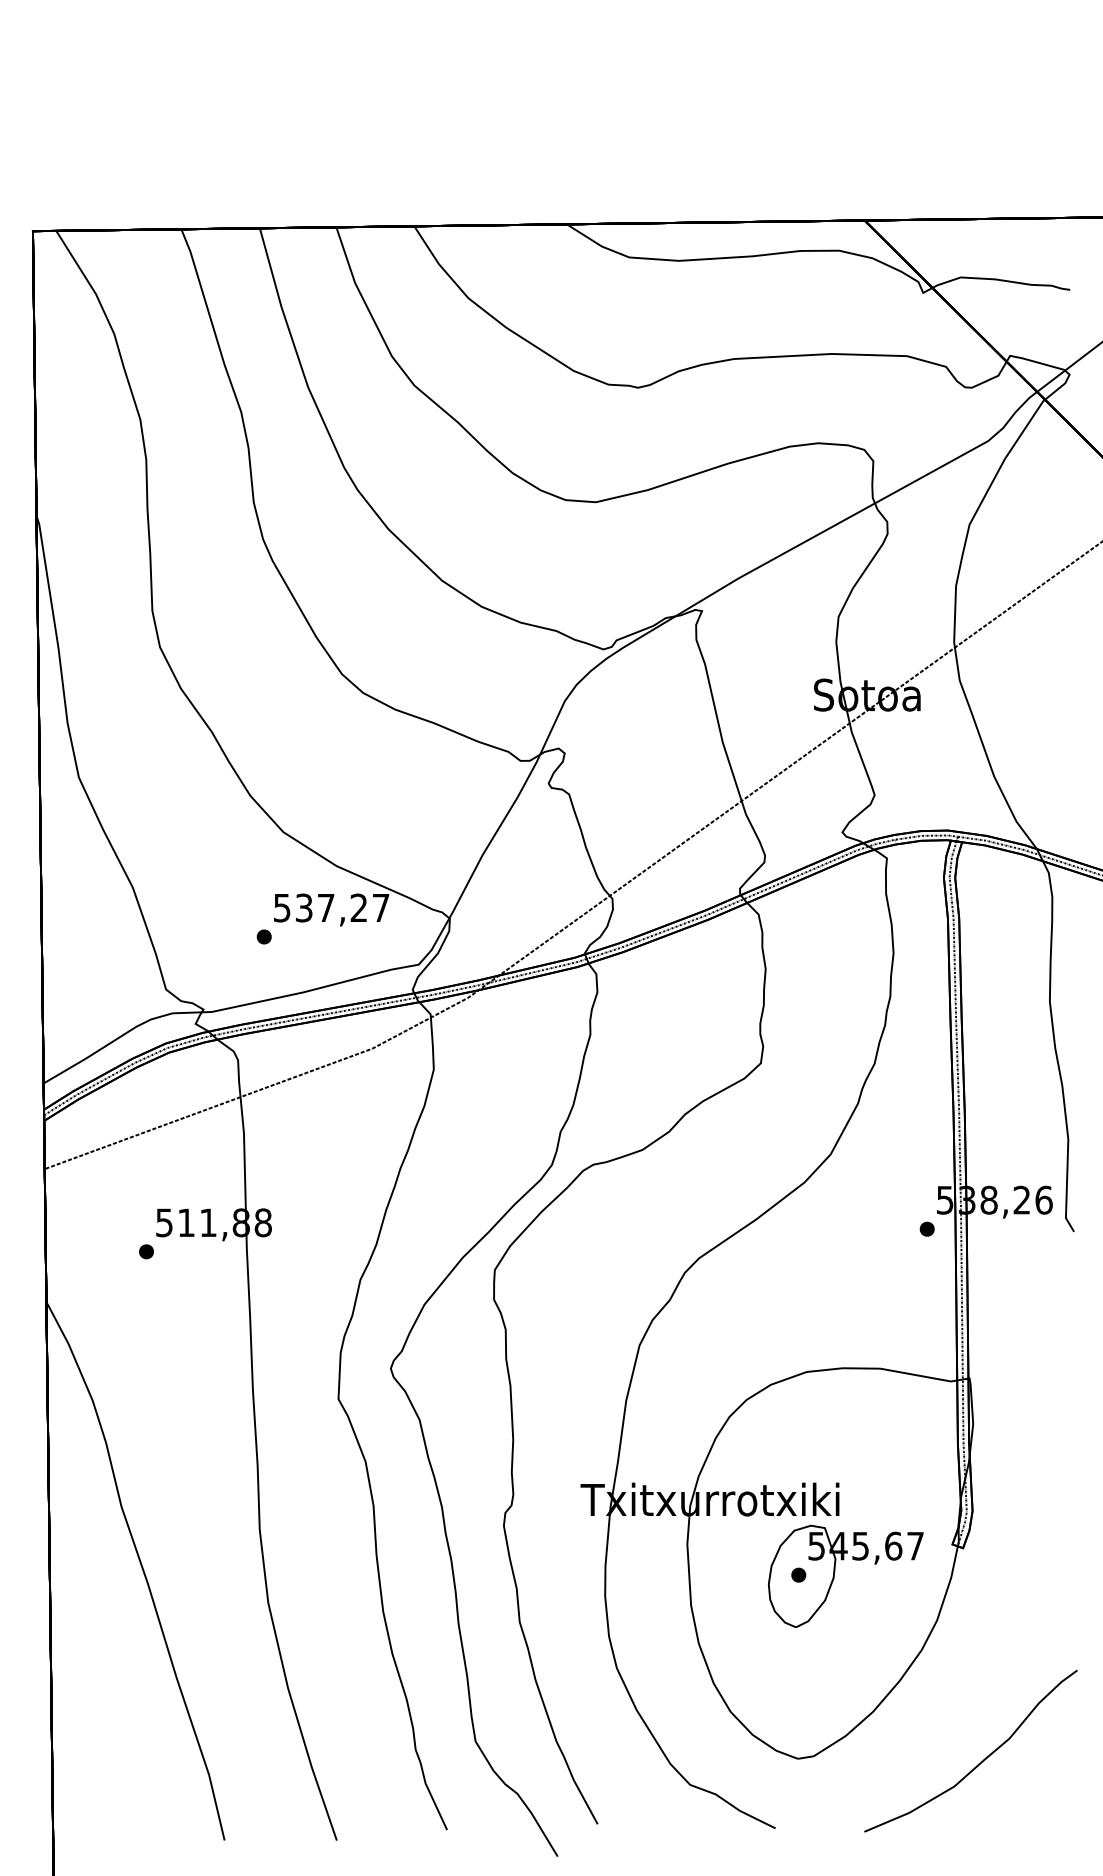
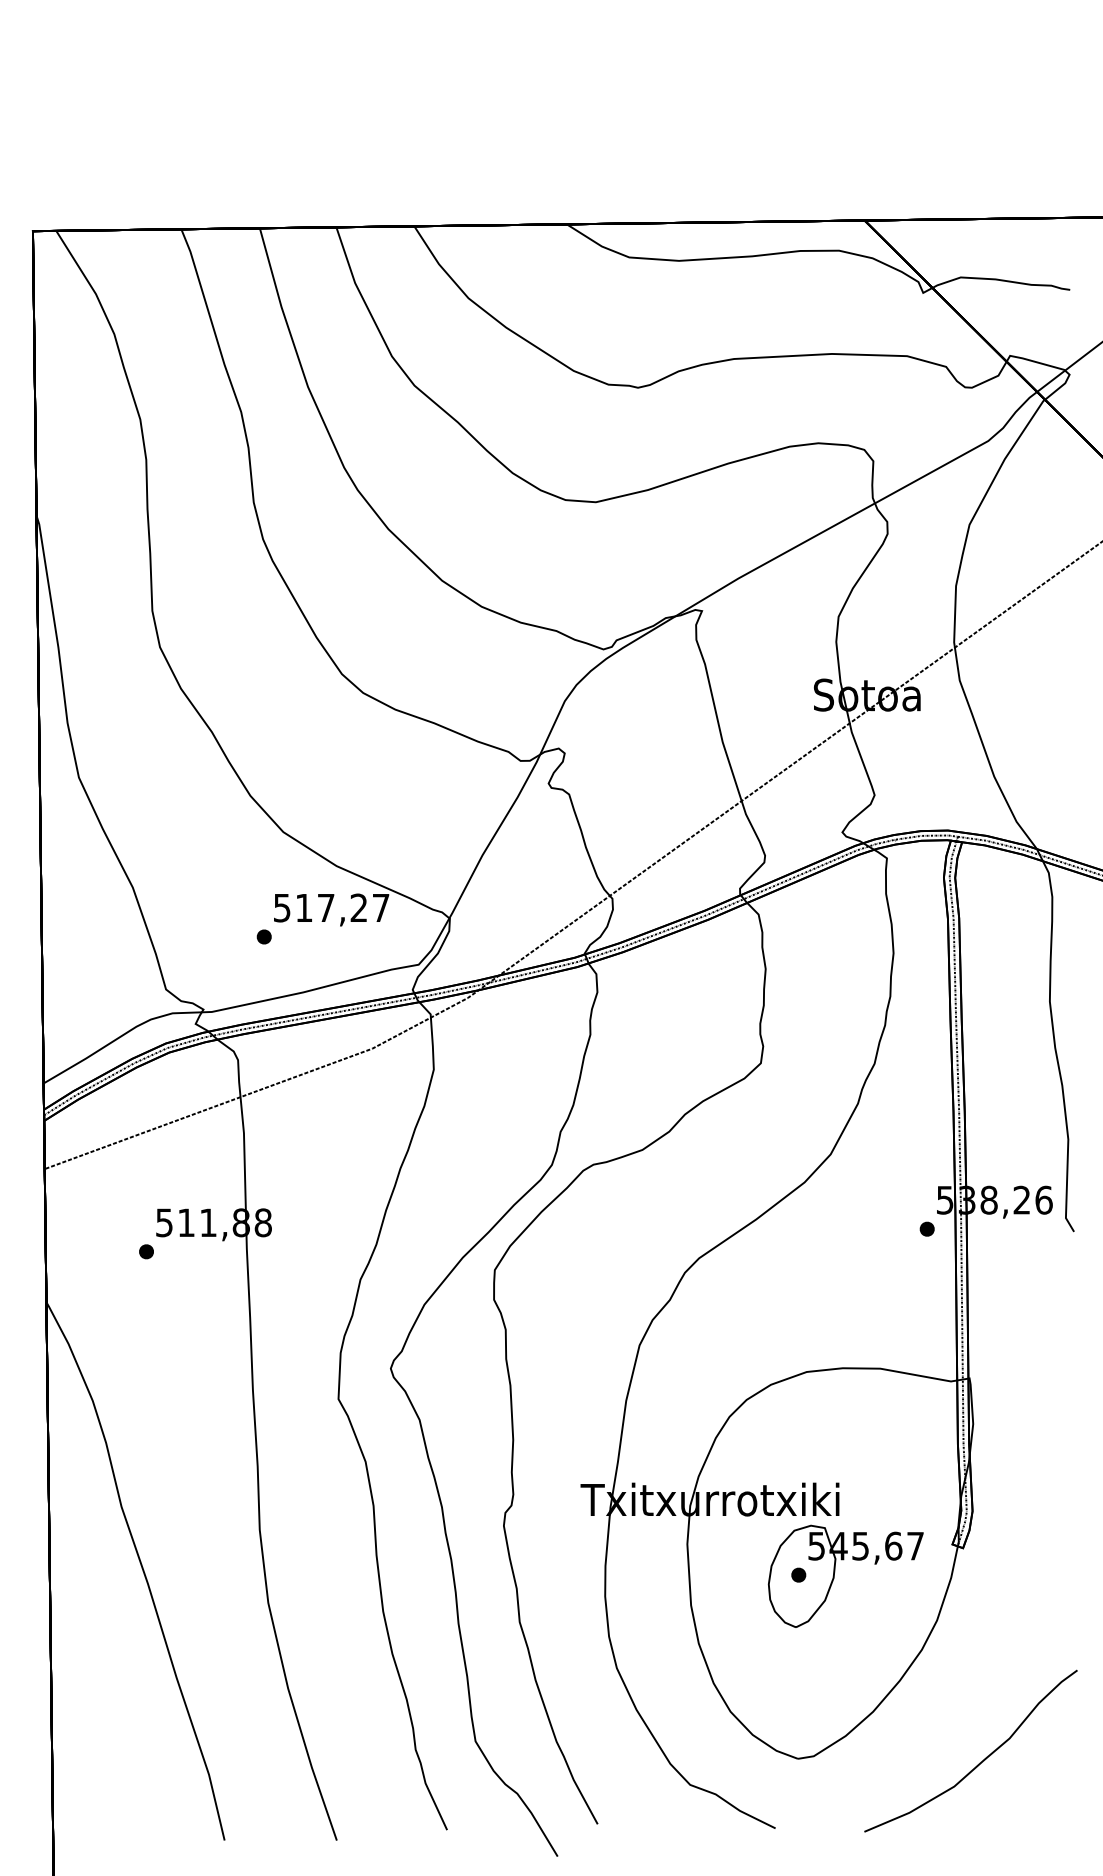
text: 537,27 -> 517,27 (304, 907)
